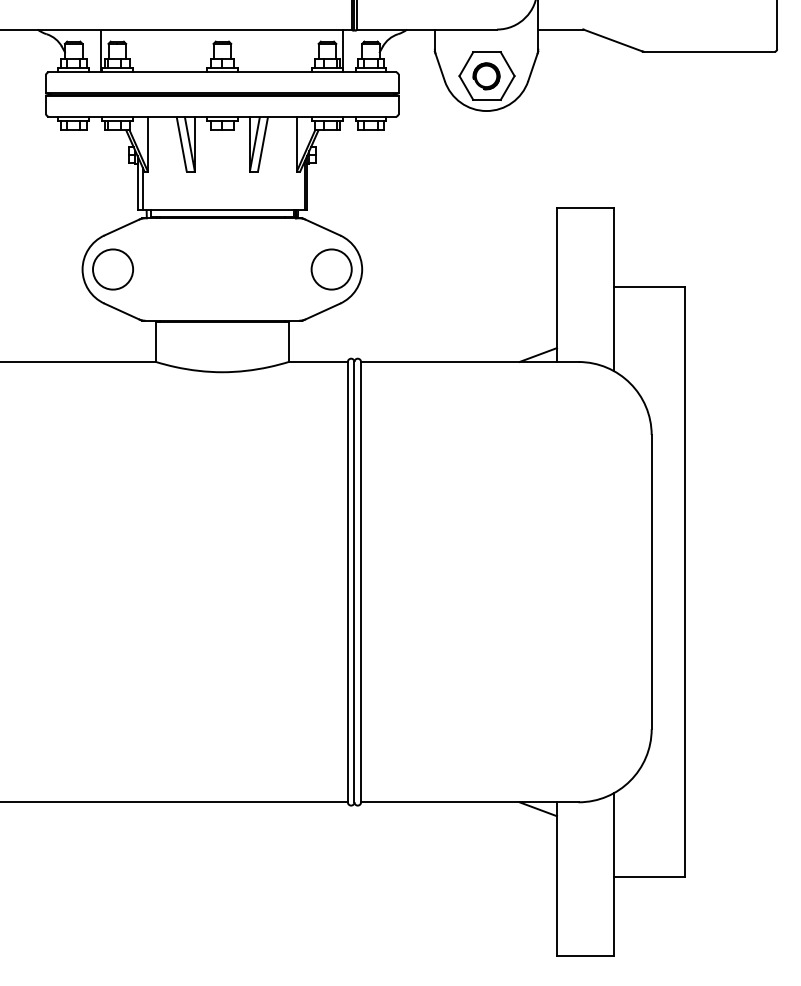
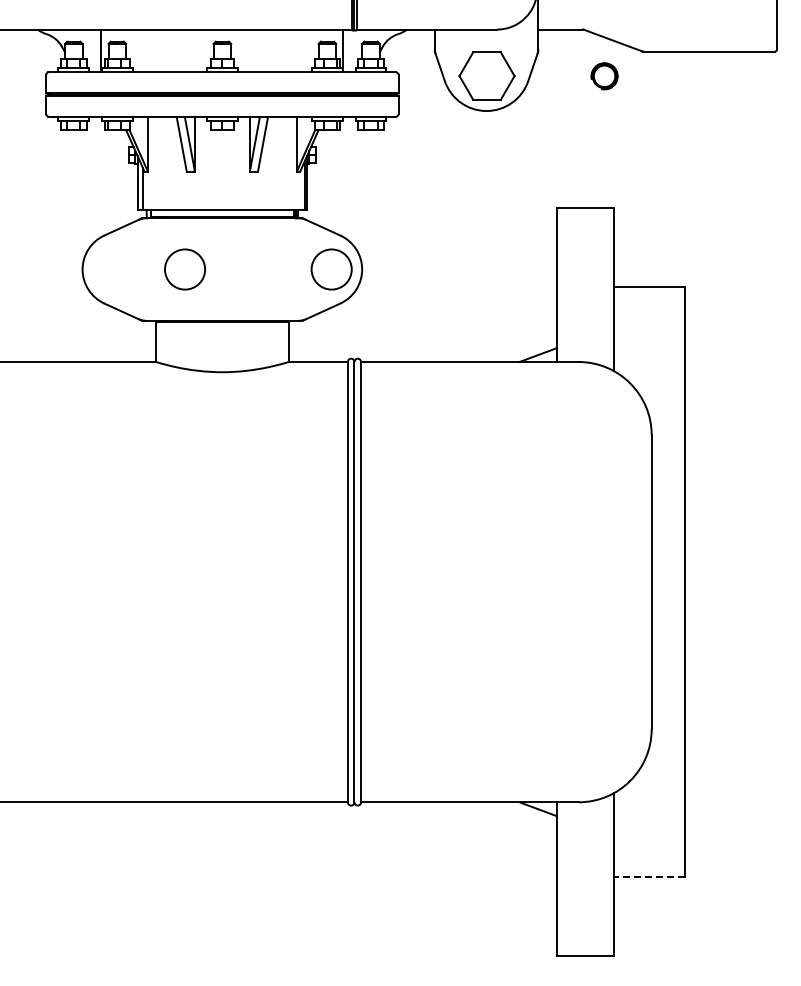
part position: (486, 76) -> (604, 76) (604, 76)
circle position: (112, 269) -> (184, 269) (184, 269)
line: solid -> dashed (648, 877)
